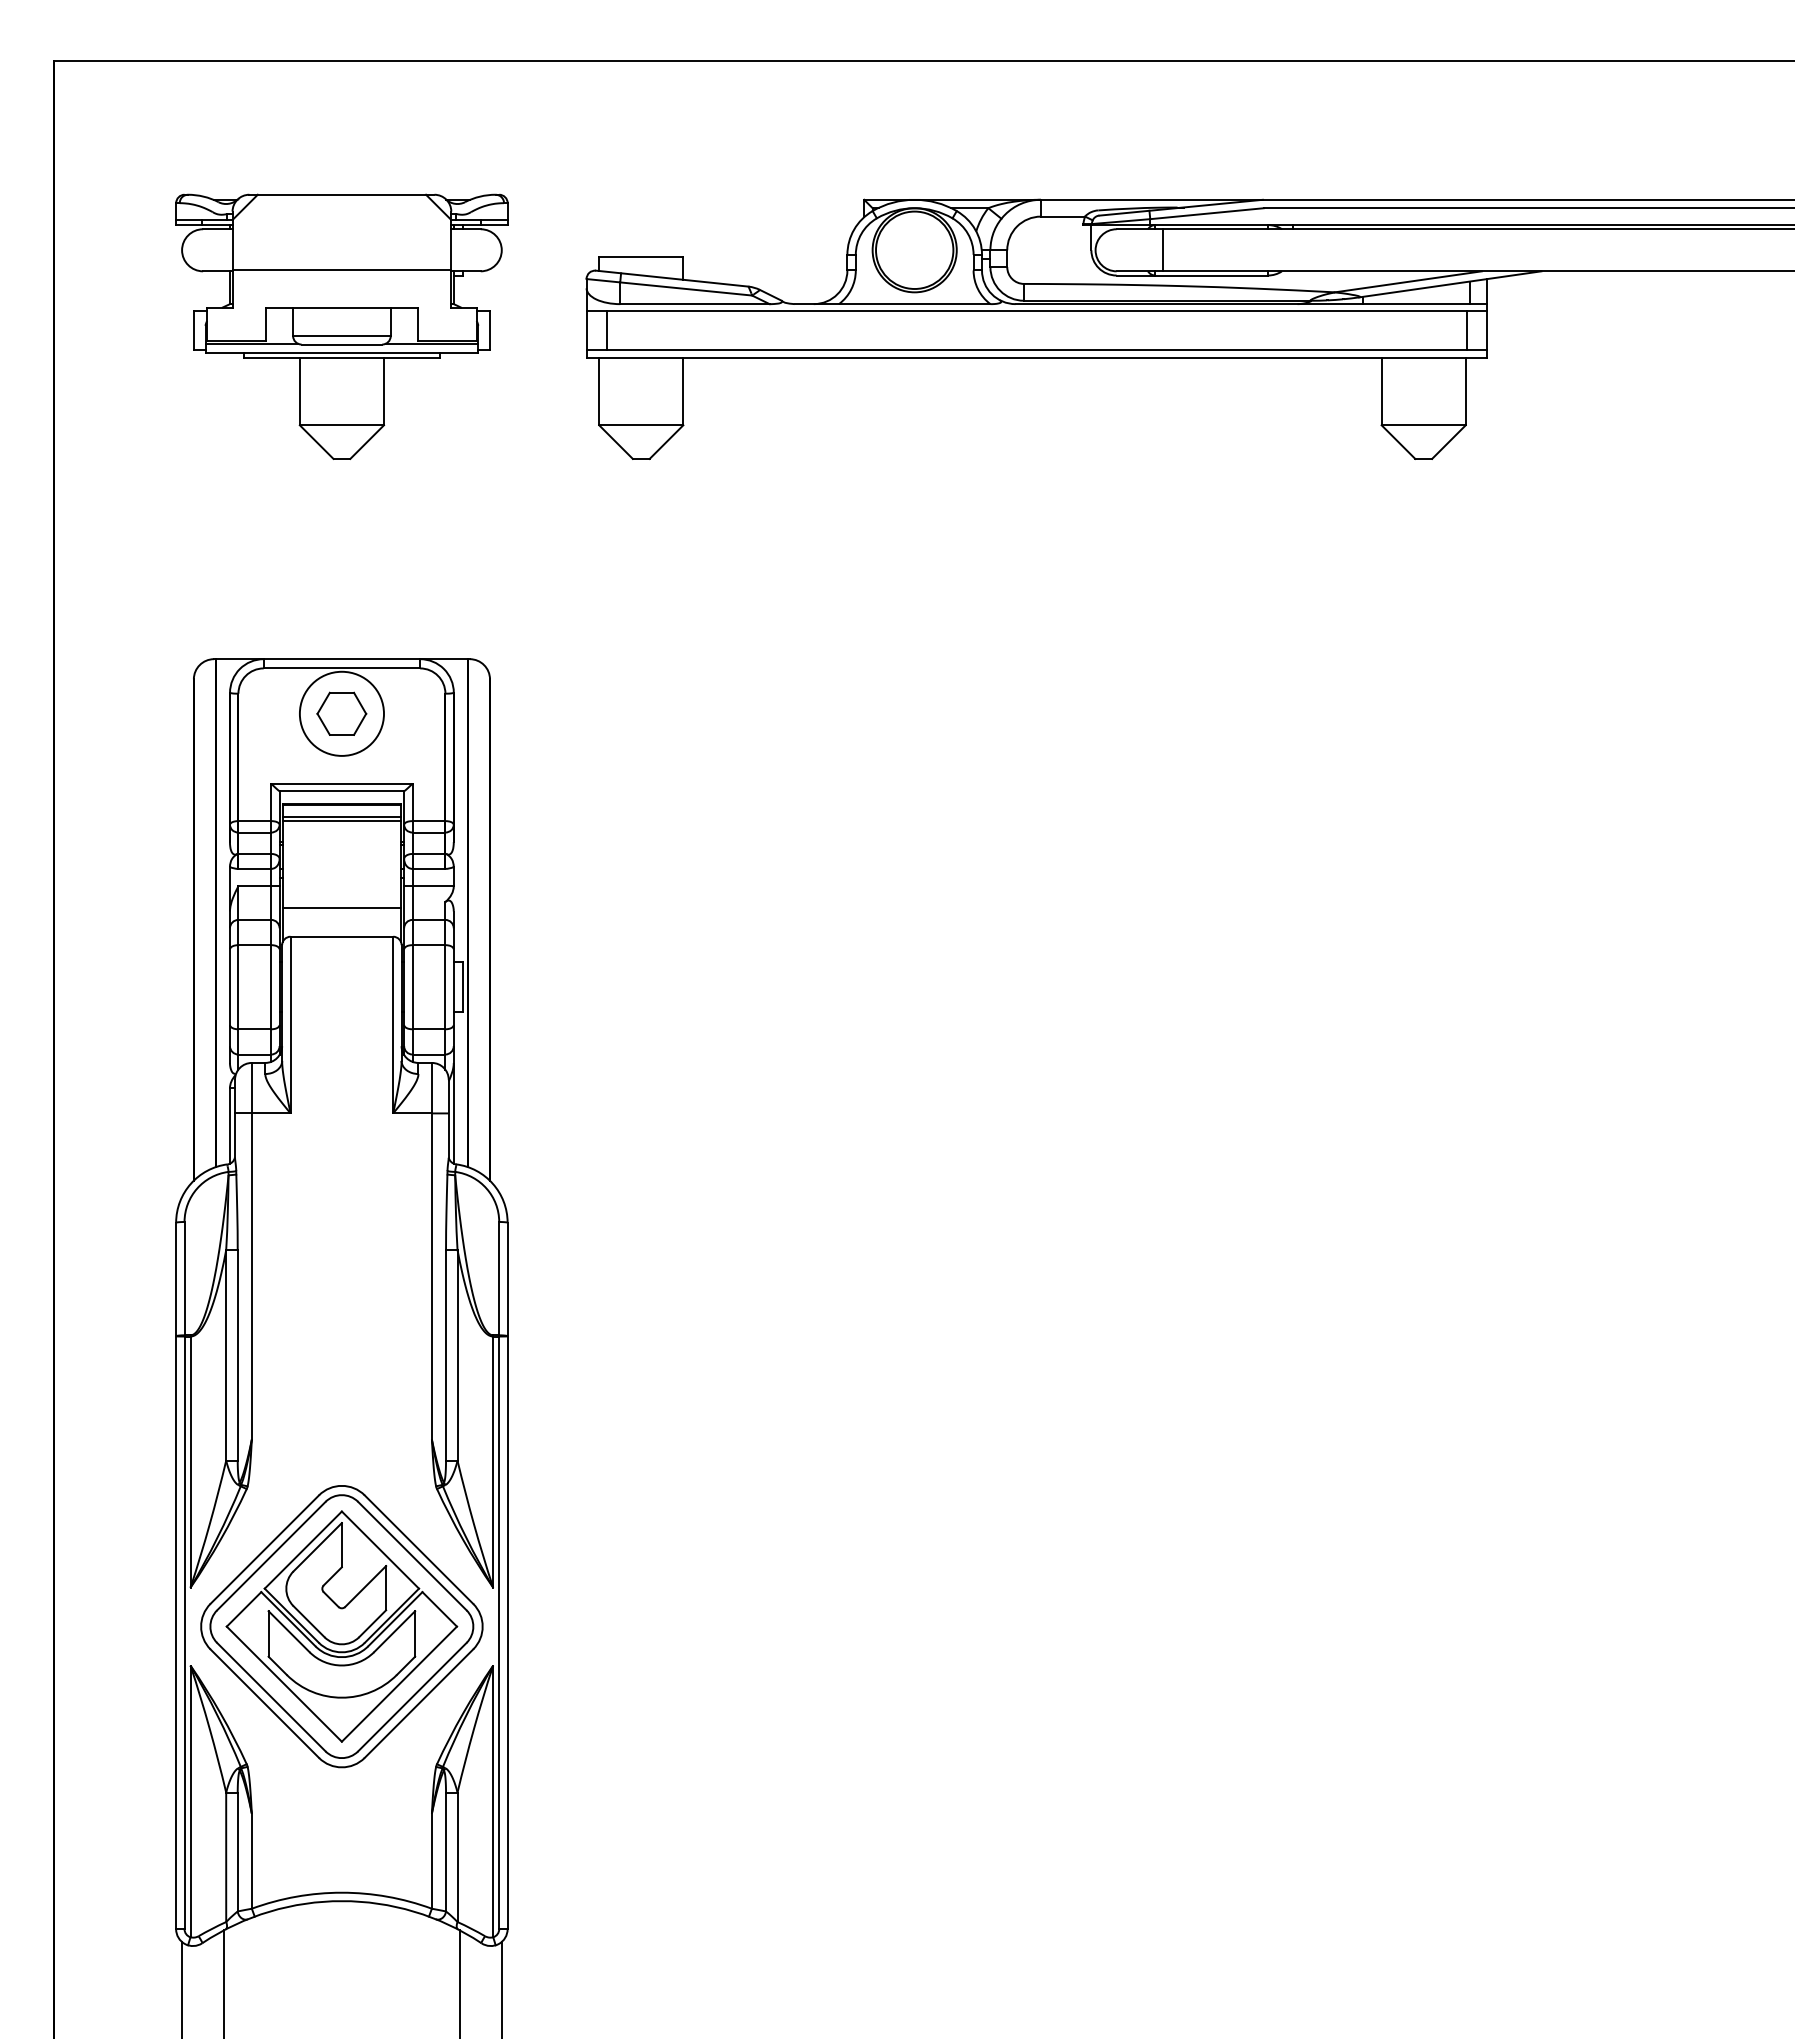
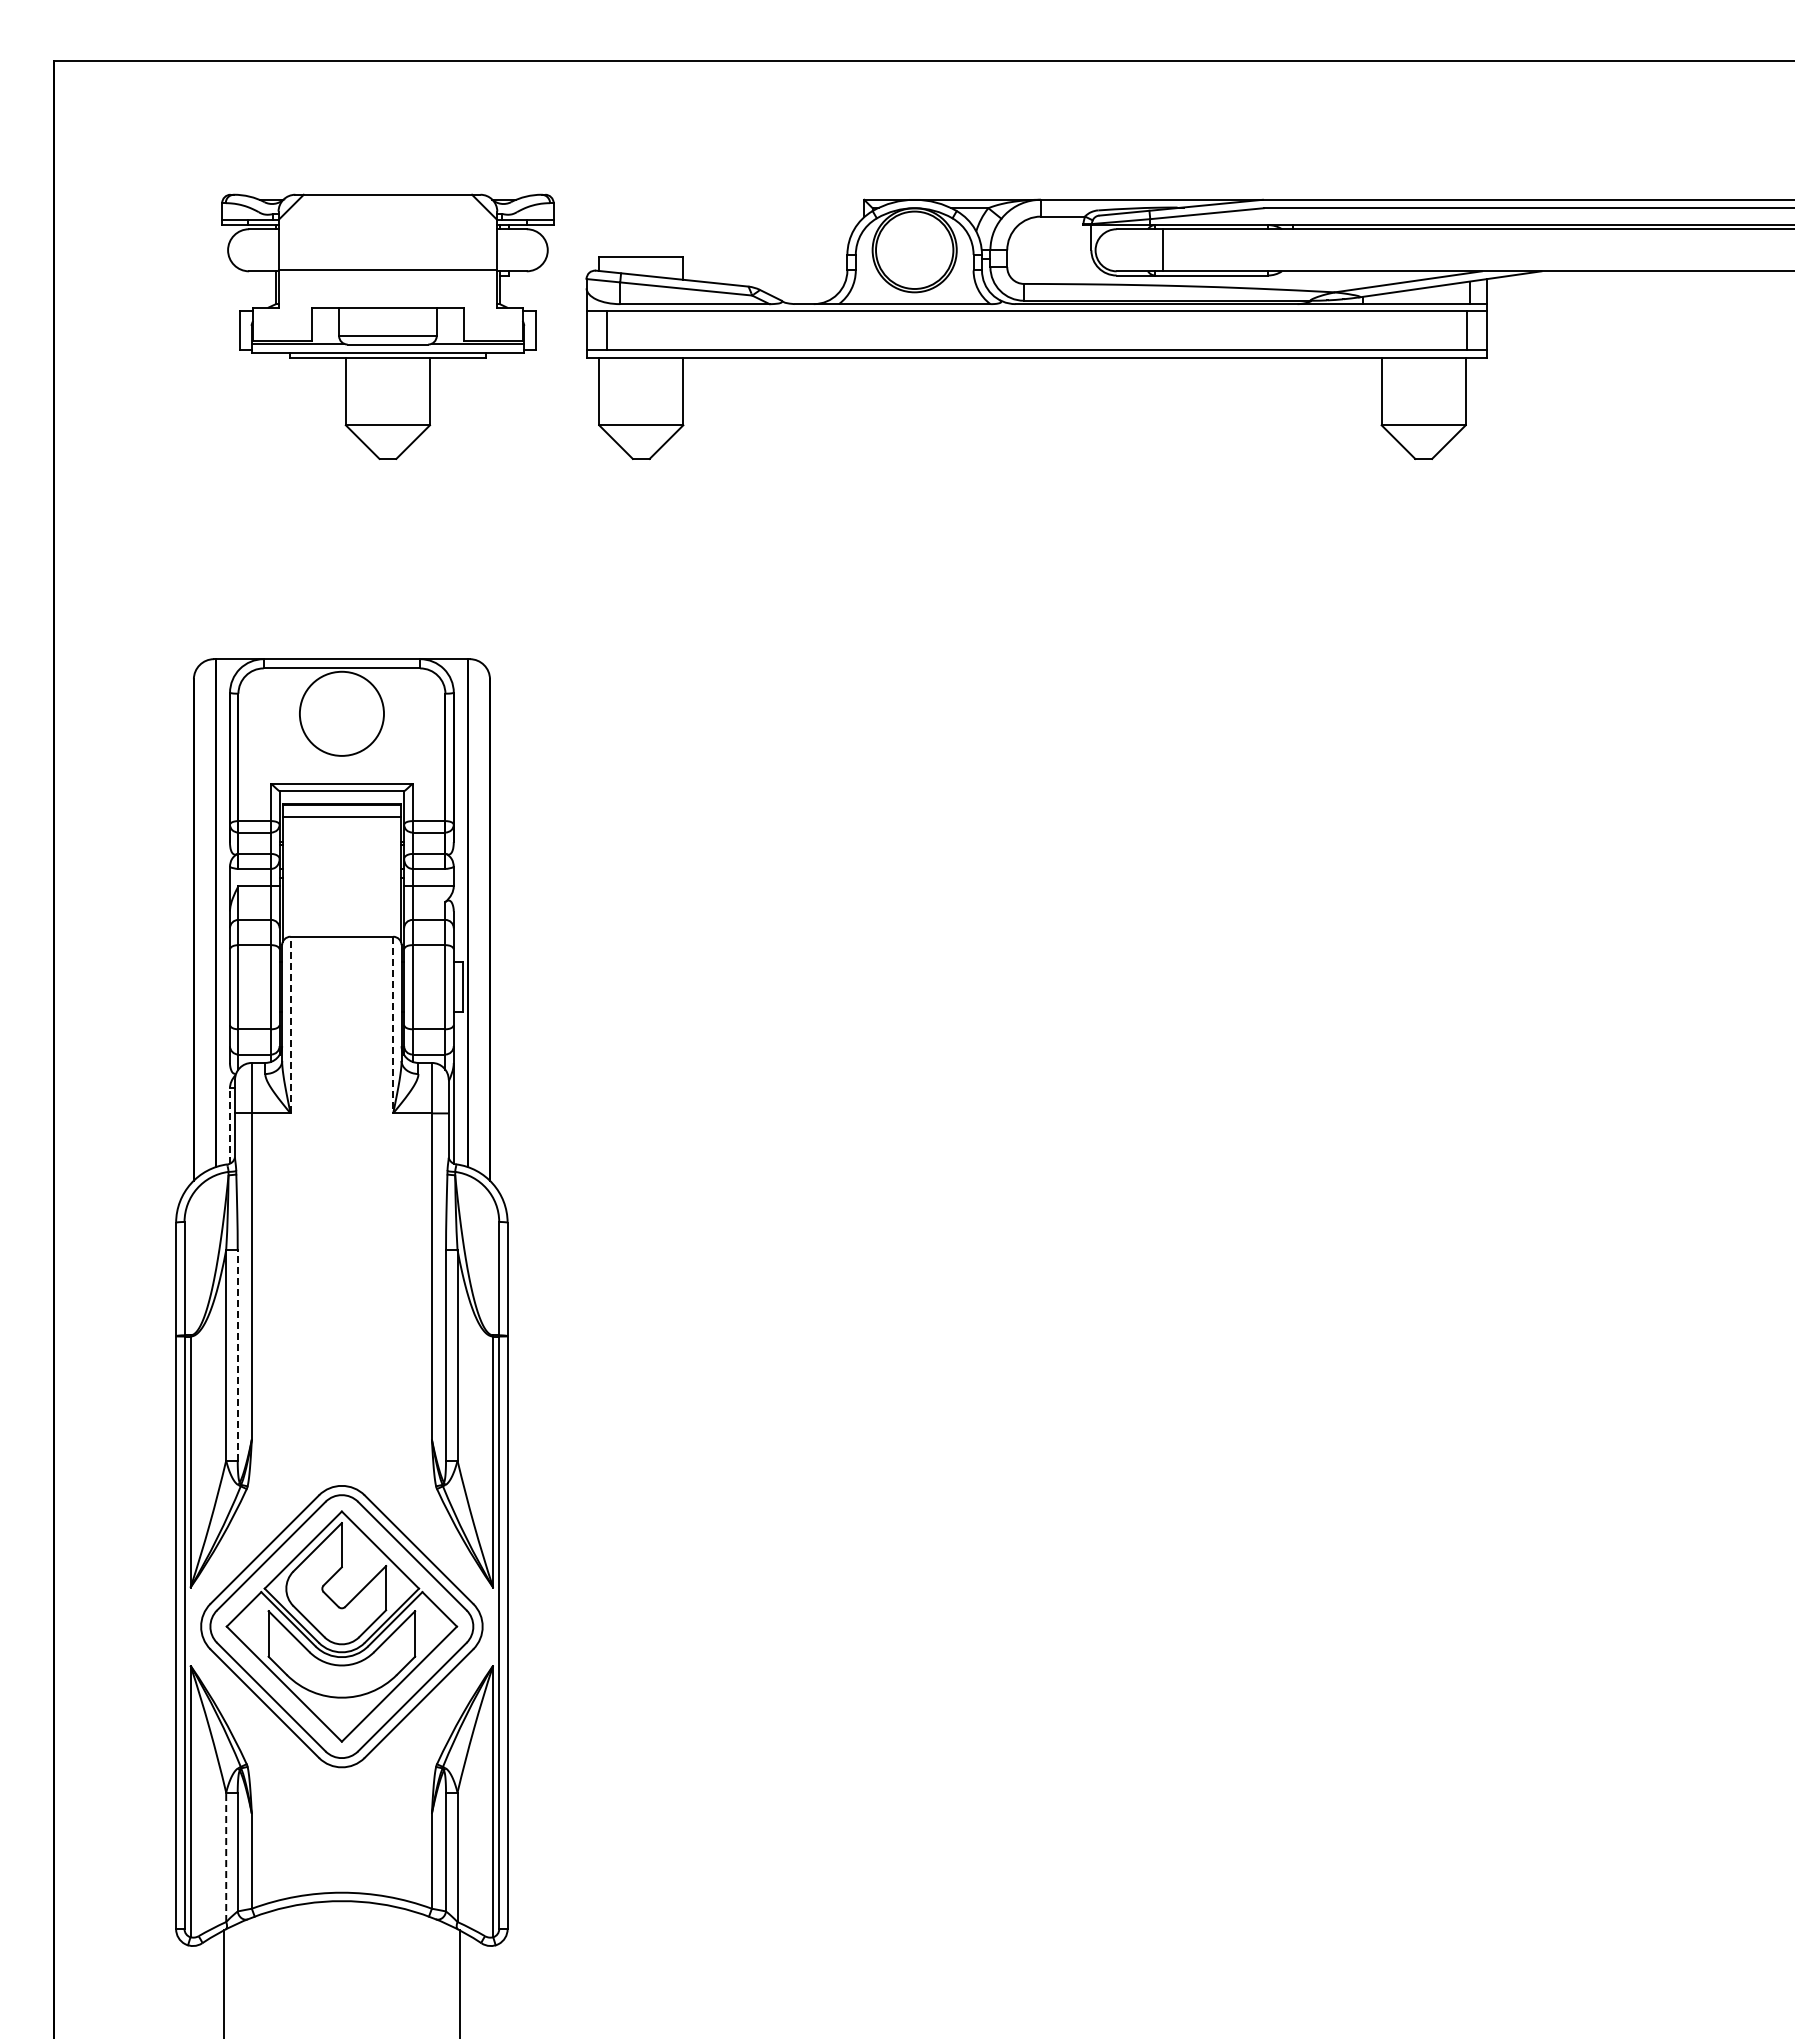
part position: (341, 326) -> (387, 326) (387, 326)
part: present -> none (341, 713)
line: present -> none (341, 820)
line: present -> none (341, 907)
line: solid -> dashed (290, 1024)
line: solid -> dashed (393, 1025)
line: solid -> dashed (229, 1125)
line: solid -> dashed (237, 1354)
line: solid -> dashed (226, 1857)
line: present -> none (182, 1988)
line: present -> none (501, 1988)
